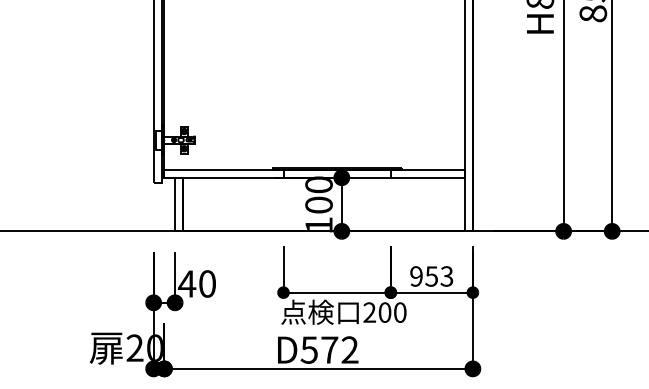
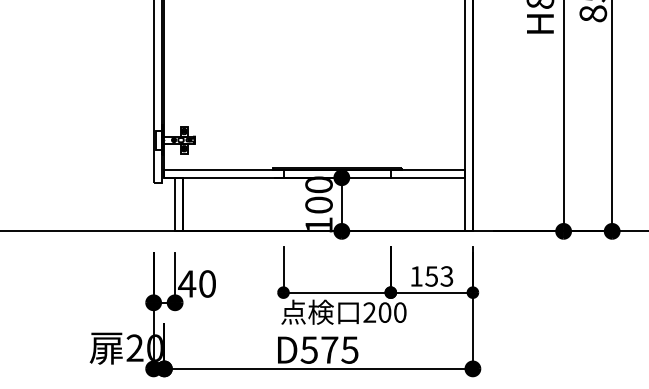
text: 953 -> 153 (416, 276)
text: D572 -> D575 (349, 349)
